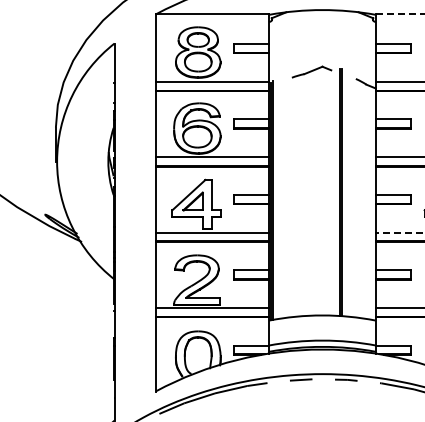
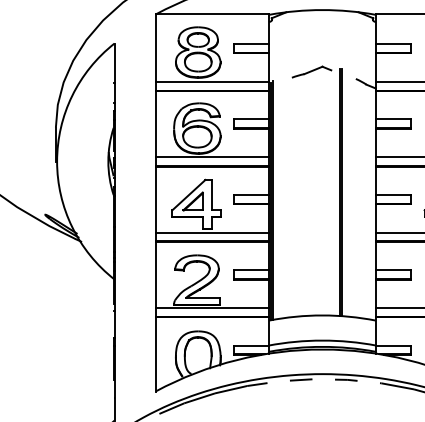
line: dashed -> solid (400, 14)
line: dashed -> solid (399, 232)
